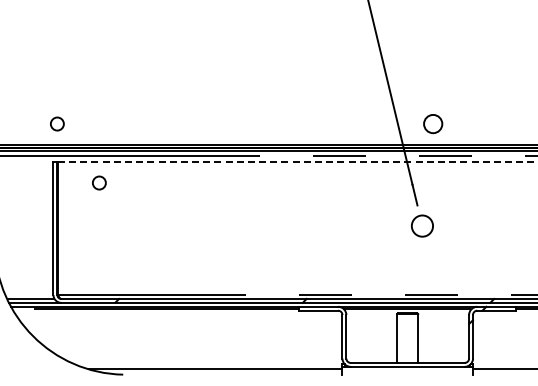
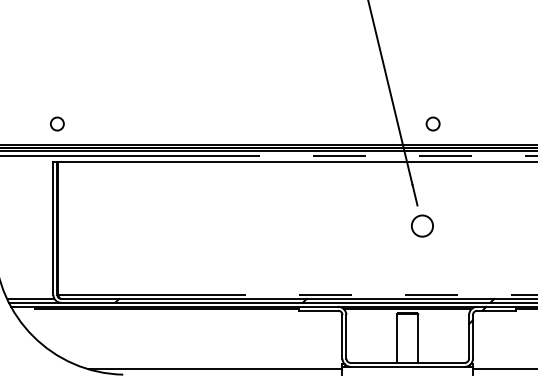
circle size: 21x21 px -> 16x16 px (432, 123)
line: dashed -> solid (297, 161)
circle: present -> none (99, 182)
